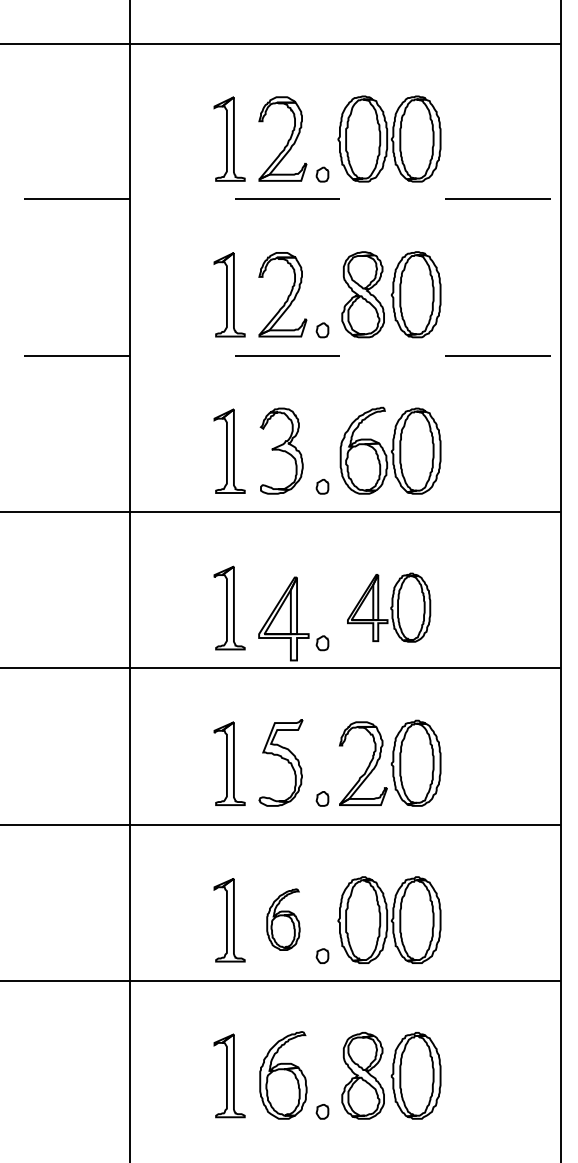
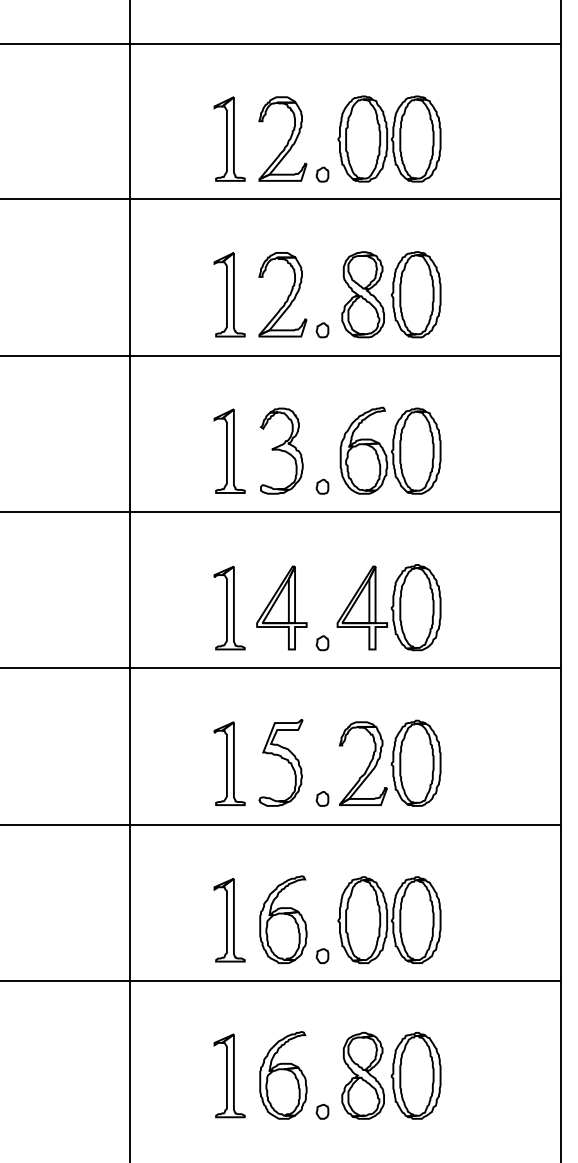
line: dashed -> solid (280, 199)
line: dashed -> solid (280, 355)
part size: 85x71 px -> 106x88 px (388, 607)
part position: (283, 618) -> (281, 607) (281, 607)
part size: 35x63 px -> 49x89 px (283, 919)
